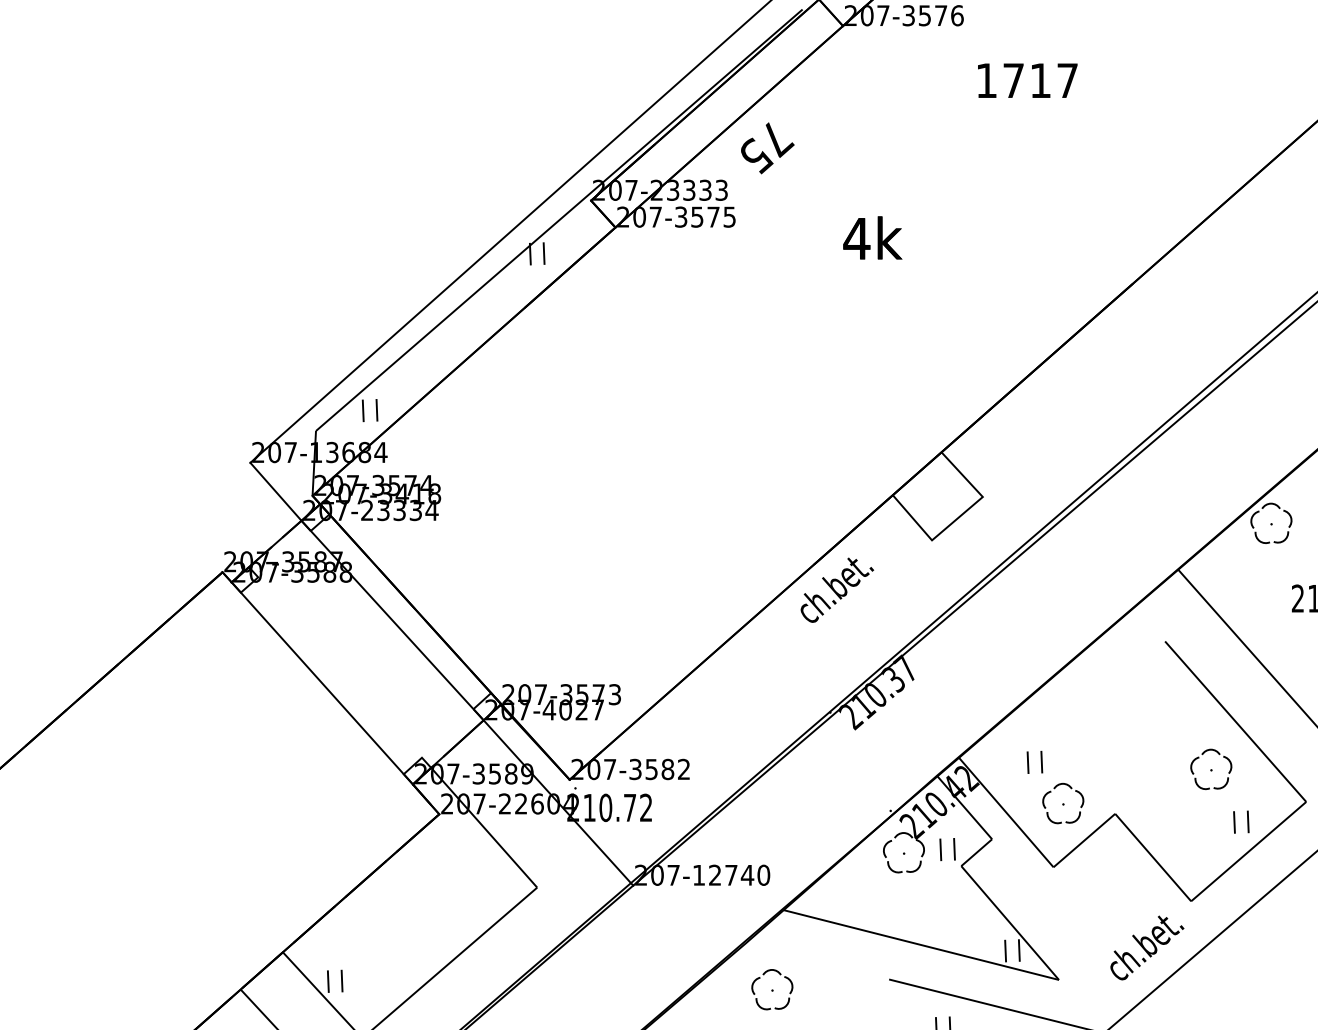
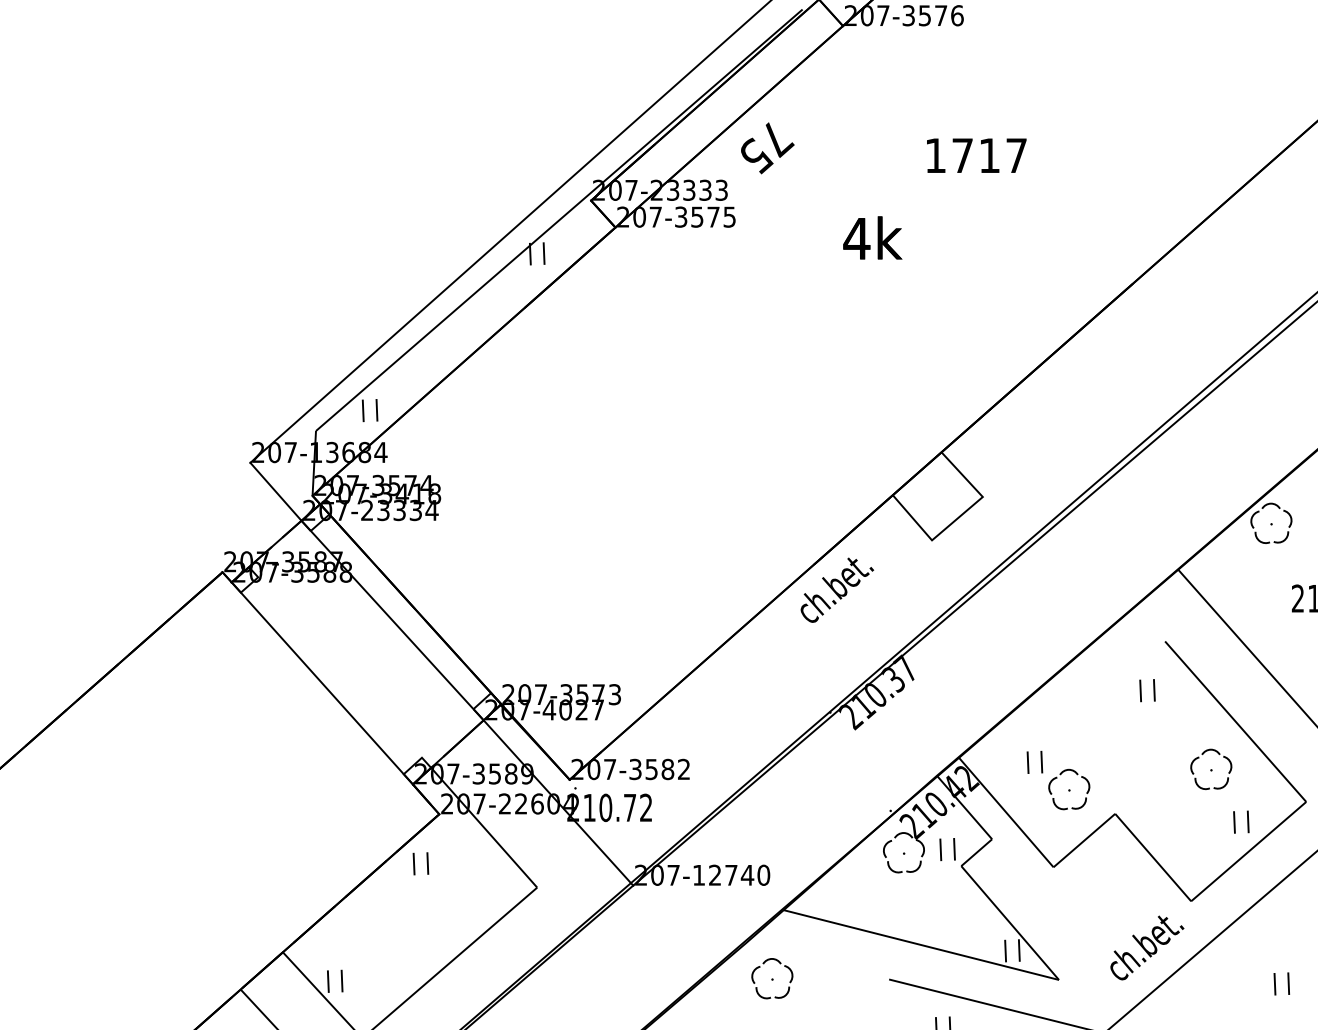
text position: (1027, 80) -> (976, 155) (976, 155)
part: none -> present (1147, 690)
part position: (1063, 803) -> (1069, 789) (1069, 789)
part: none -> present (420, 863)
part: none -> present (1281, 983)
part position: (772, 989) -> (772, 978) (772, 978)
